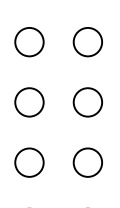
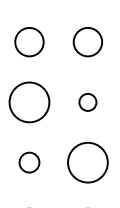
circle diameter: 28 px -> 40 px (29, 102)
circle diameter: 28 px -> 17 px (87, 101)
circle size: 31x31 px -> 23x23 px (29, 162)
circle diameter: 28 px -> 40 px (87, 162)
